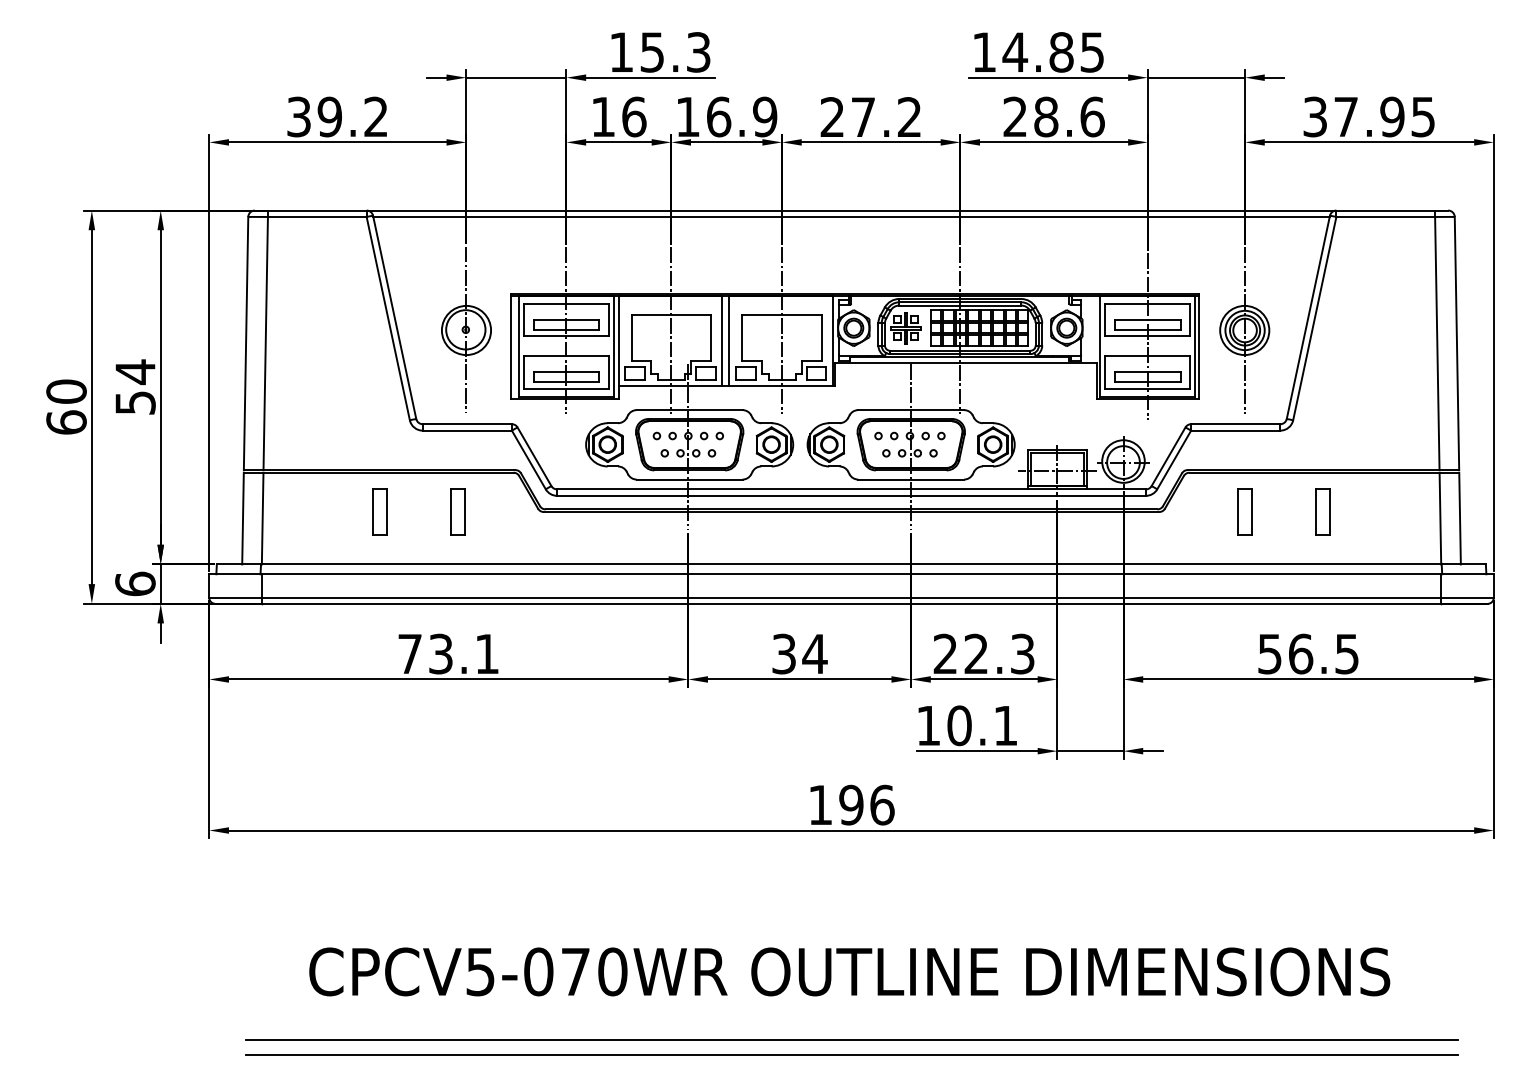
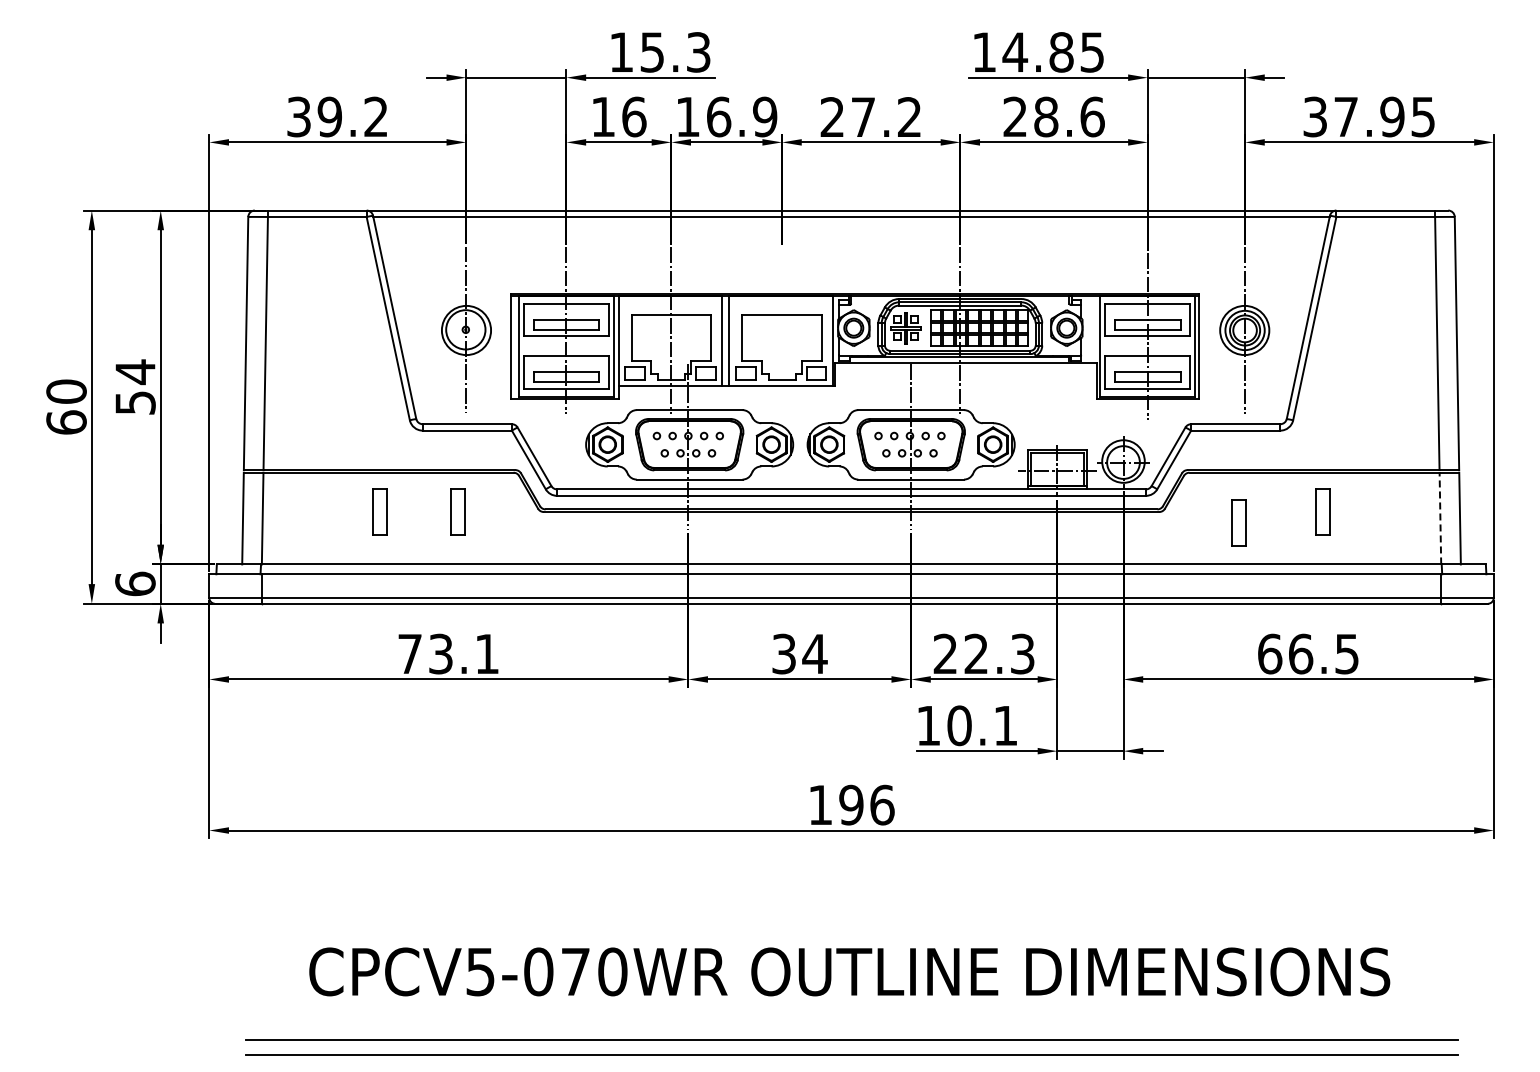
line: present -> none (782, 330)
part position: (1244, 511) -> (1238, 522) (1238, 522)
line: solid -> dashed (1440, 518)
text: 56.5 -> 66.5 (1270, 653)
